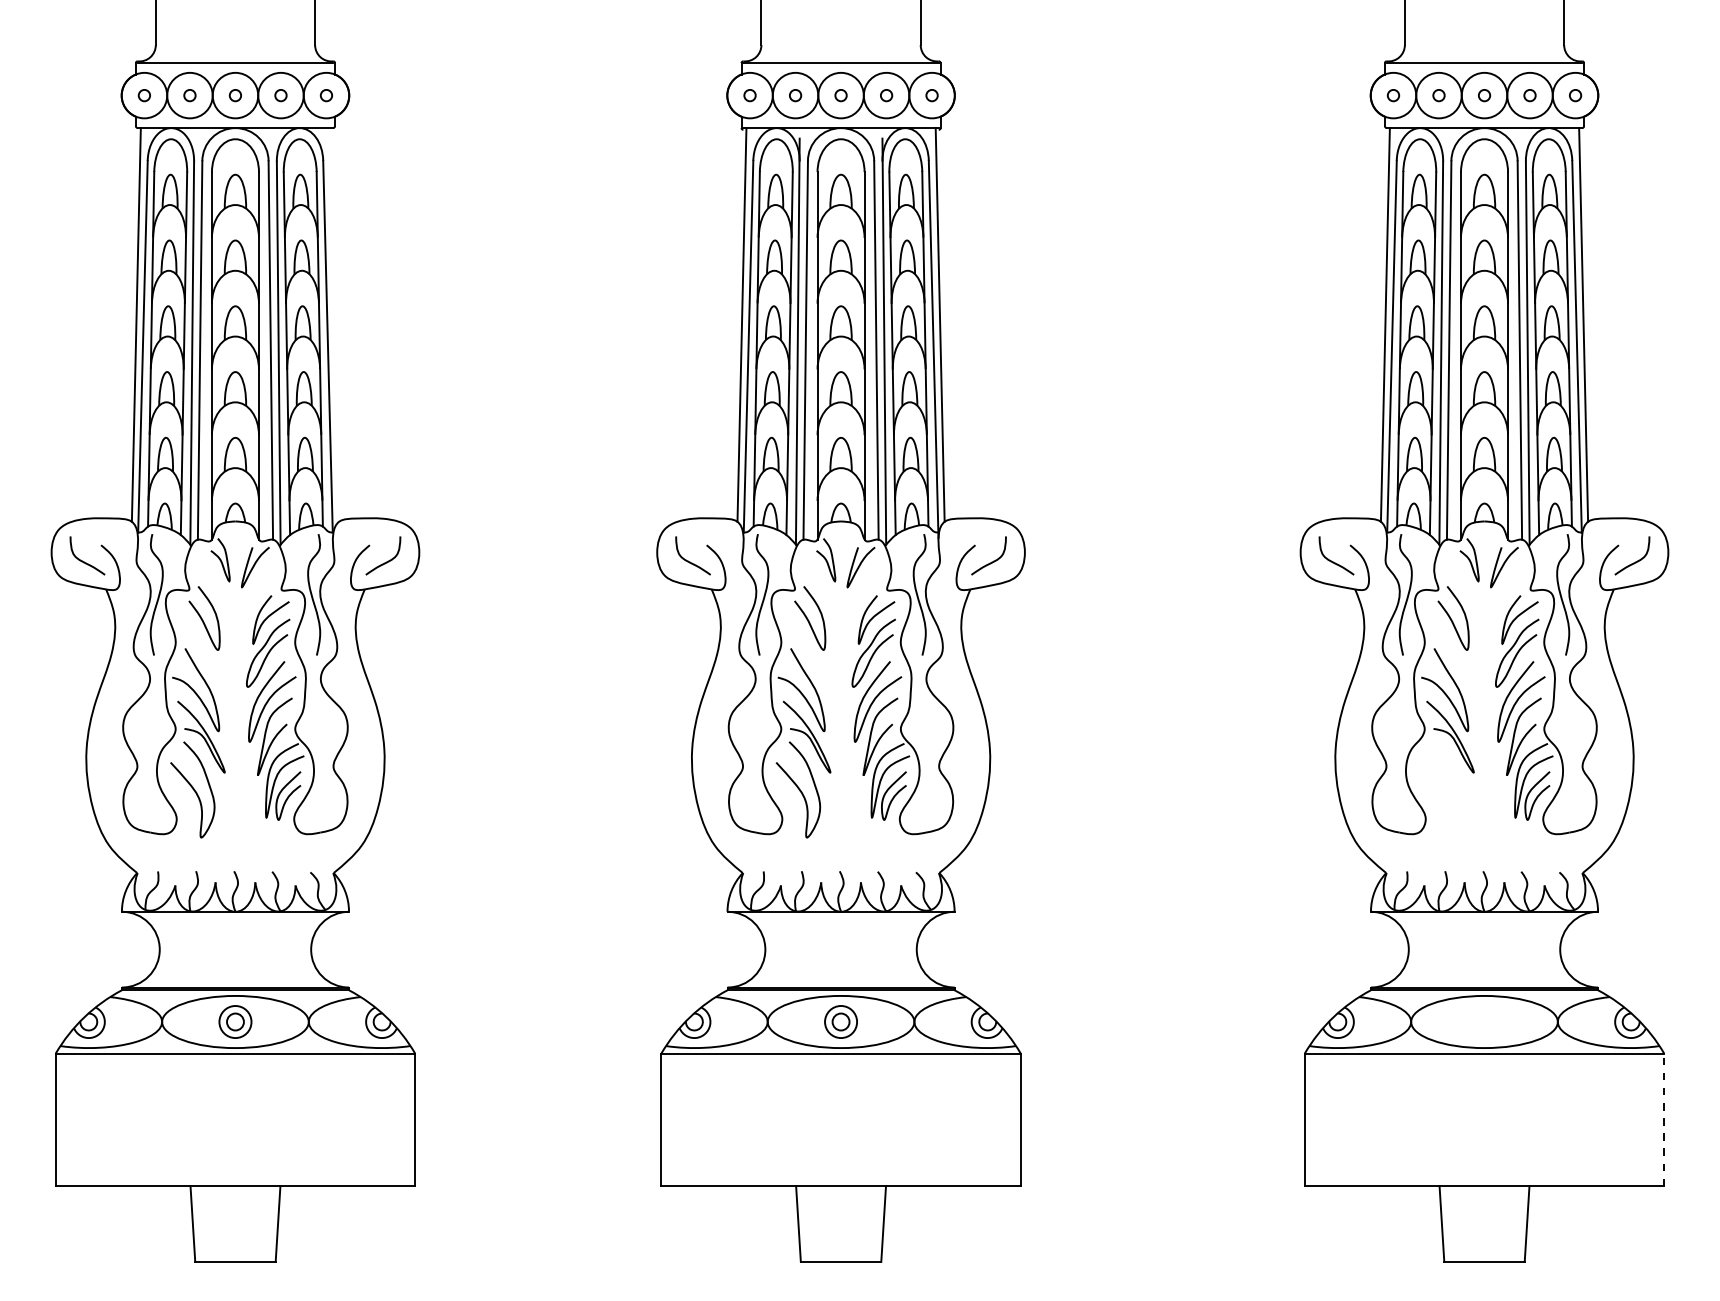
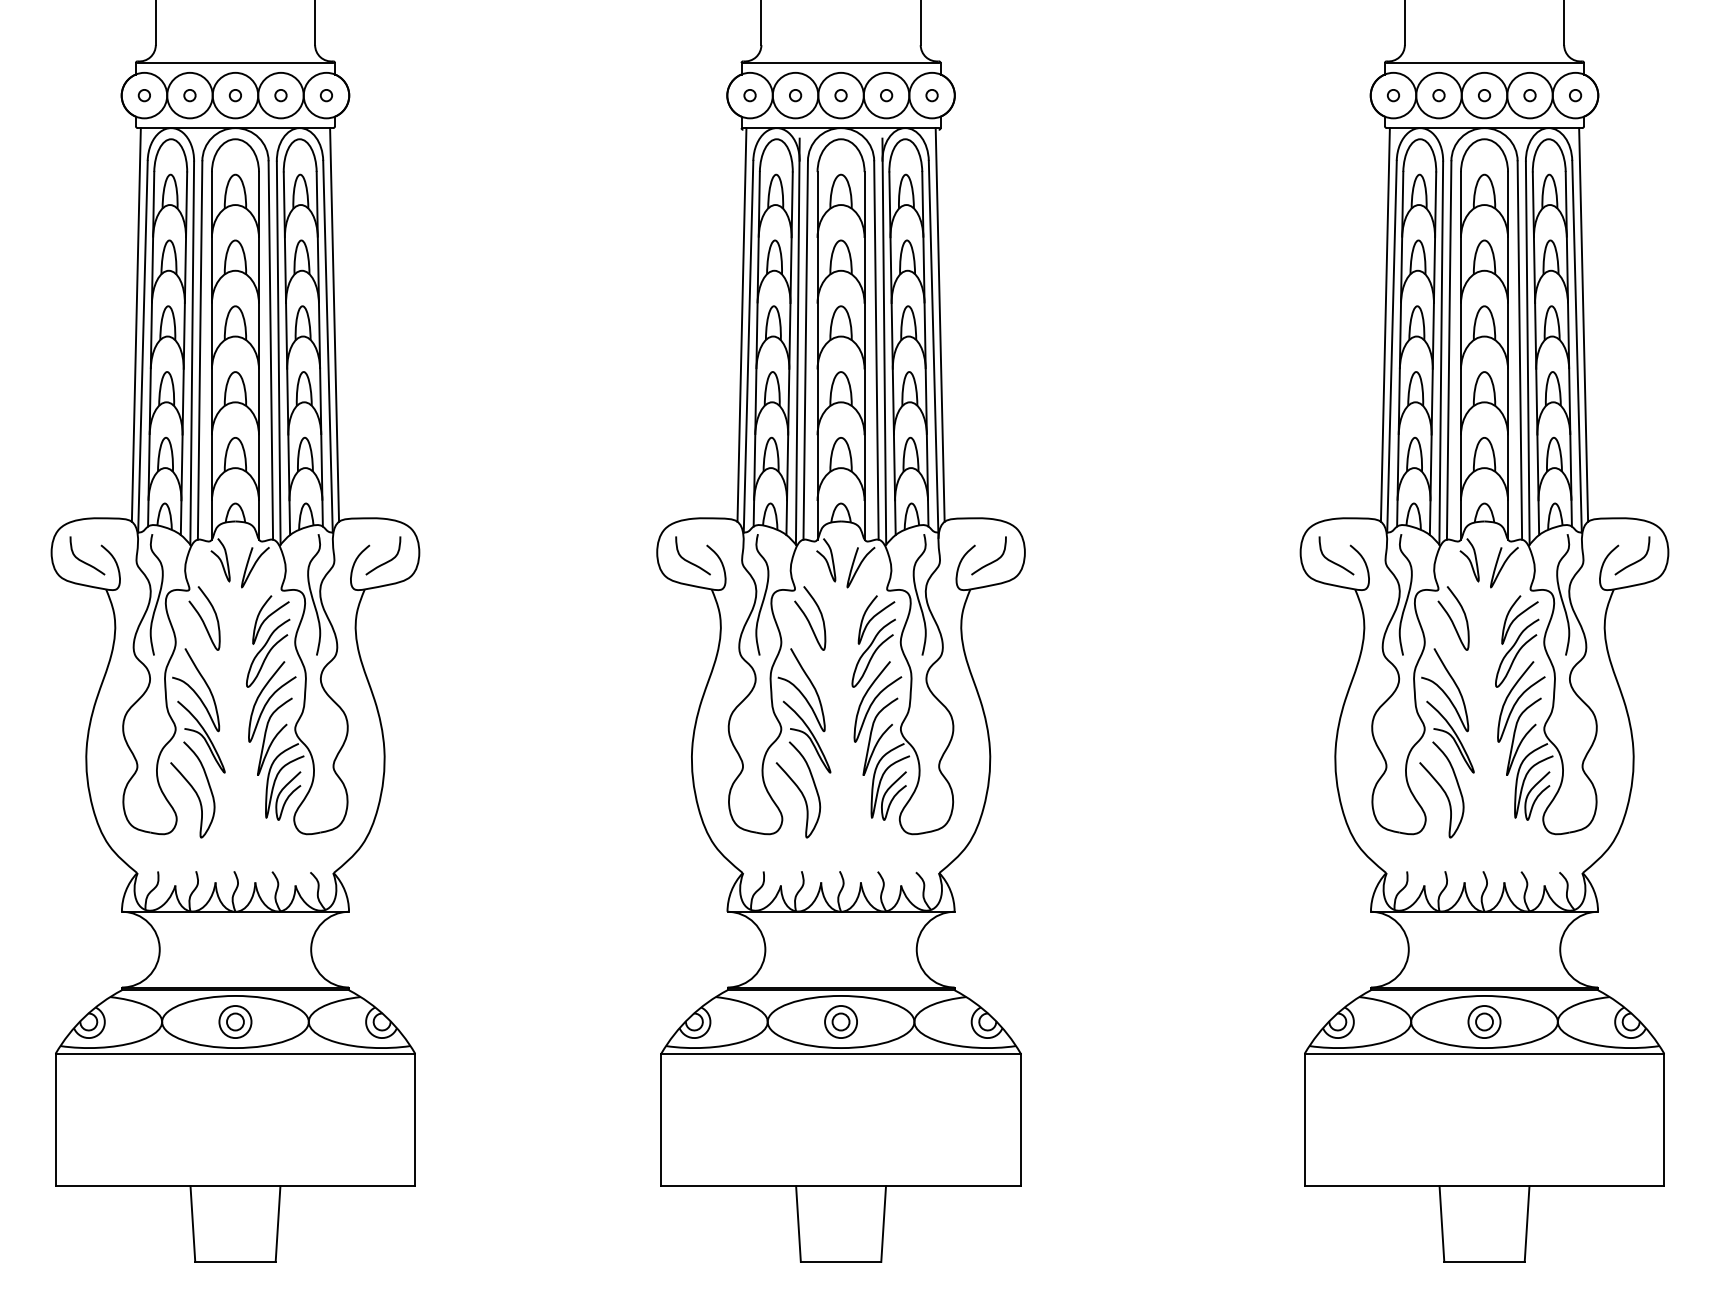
line: none -> present (334, 324)
curve: none -> present (1441, 789)
part: none -> present (1484, 1021)
line: dashed -> solid (1664, 1119)
